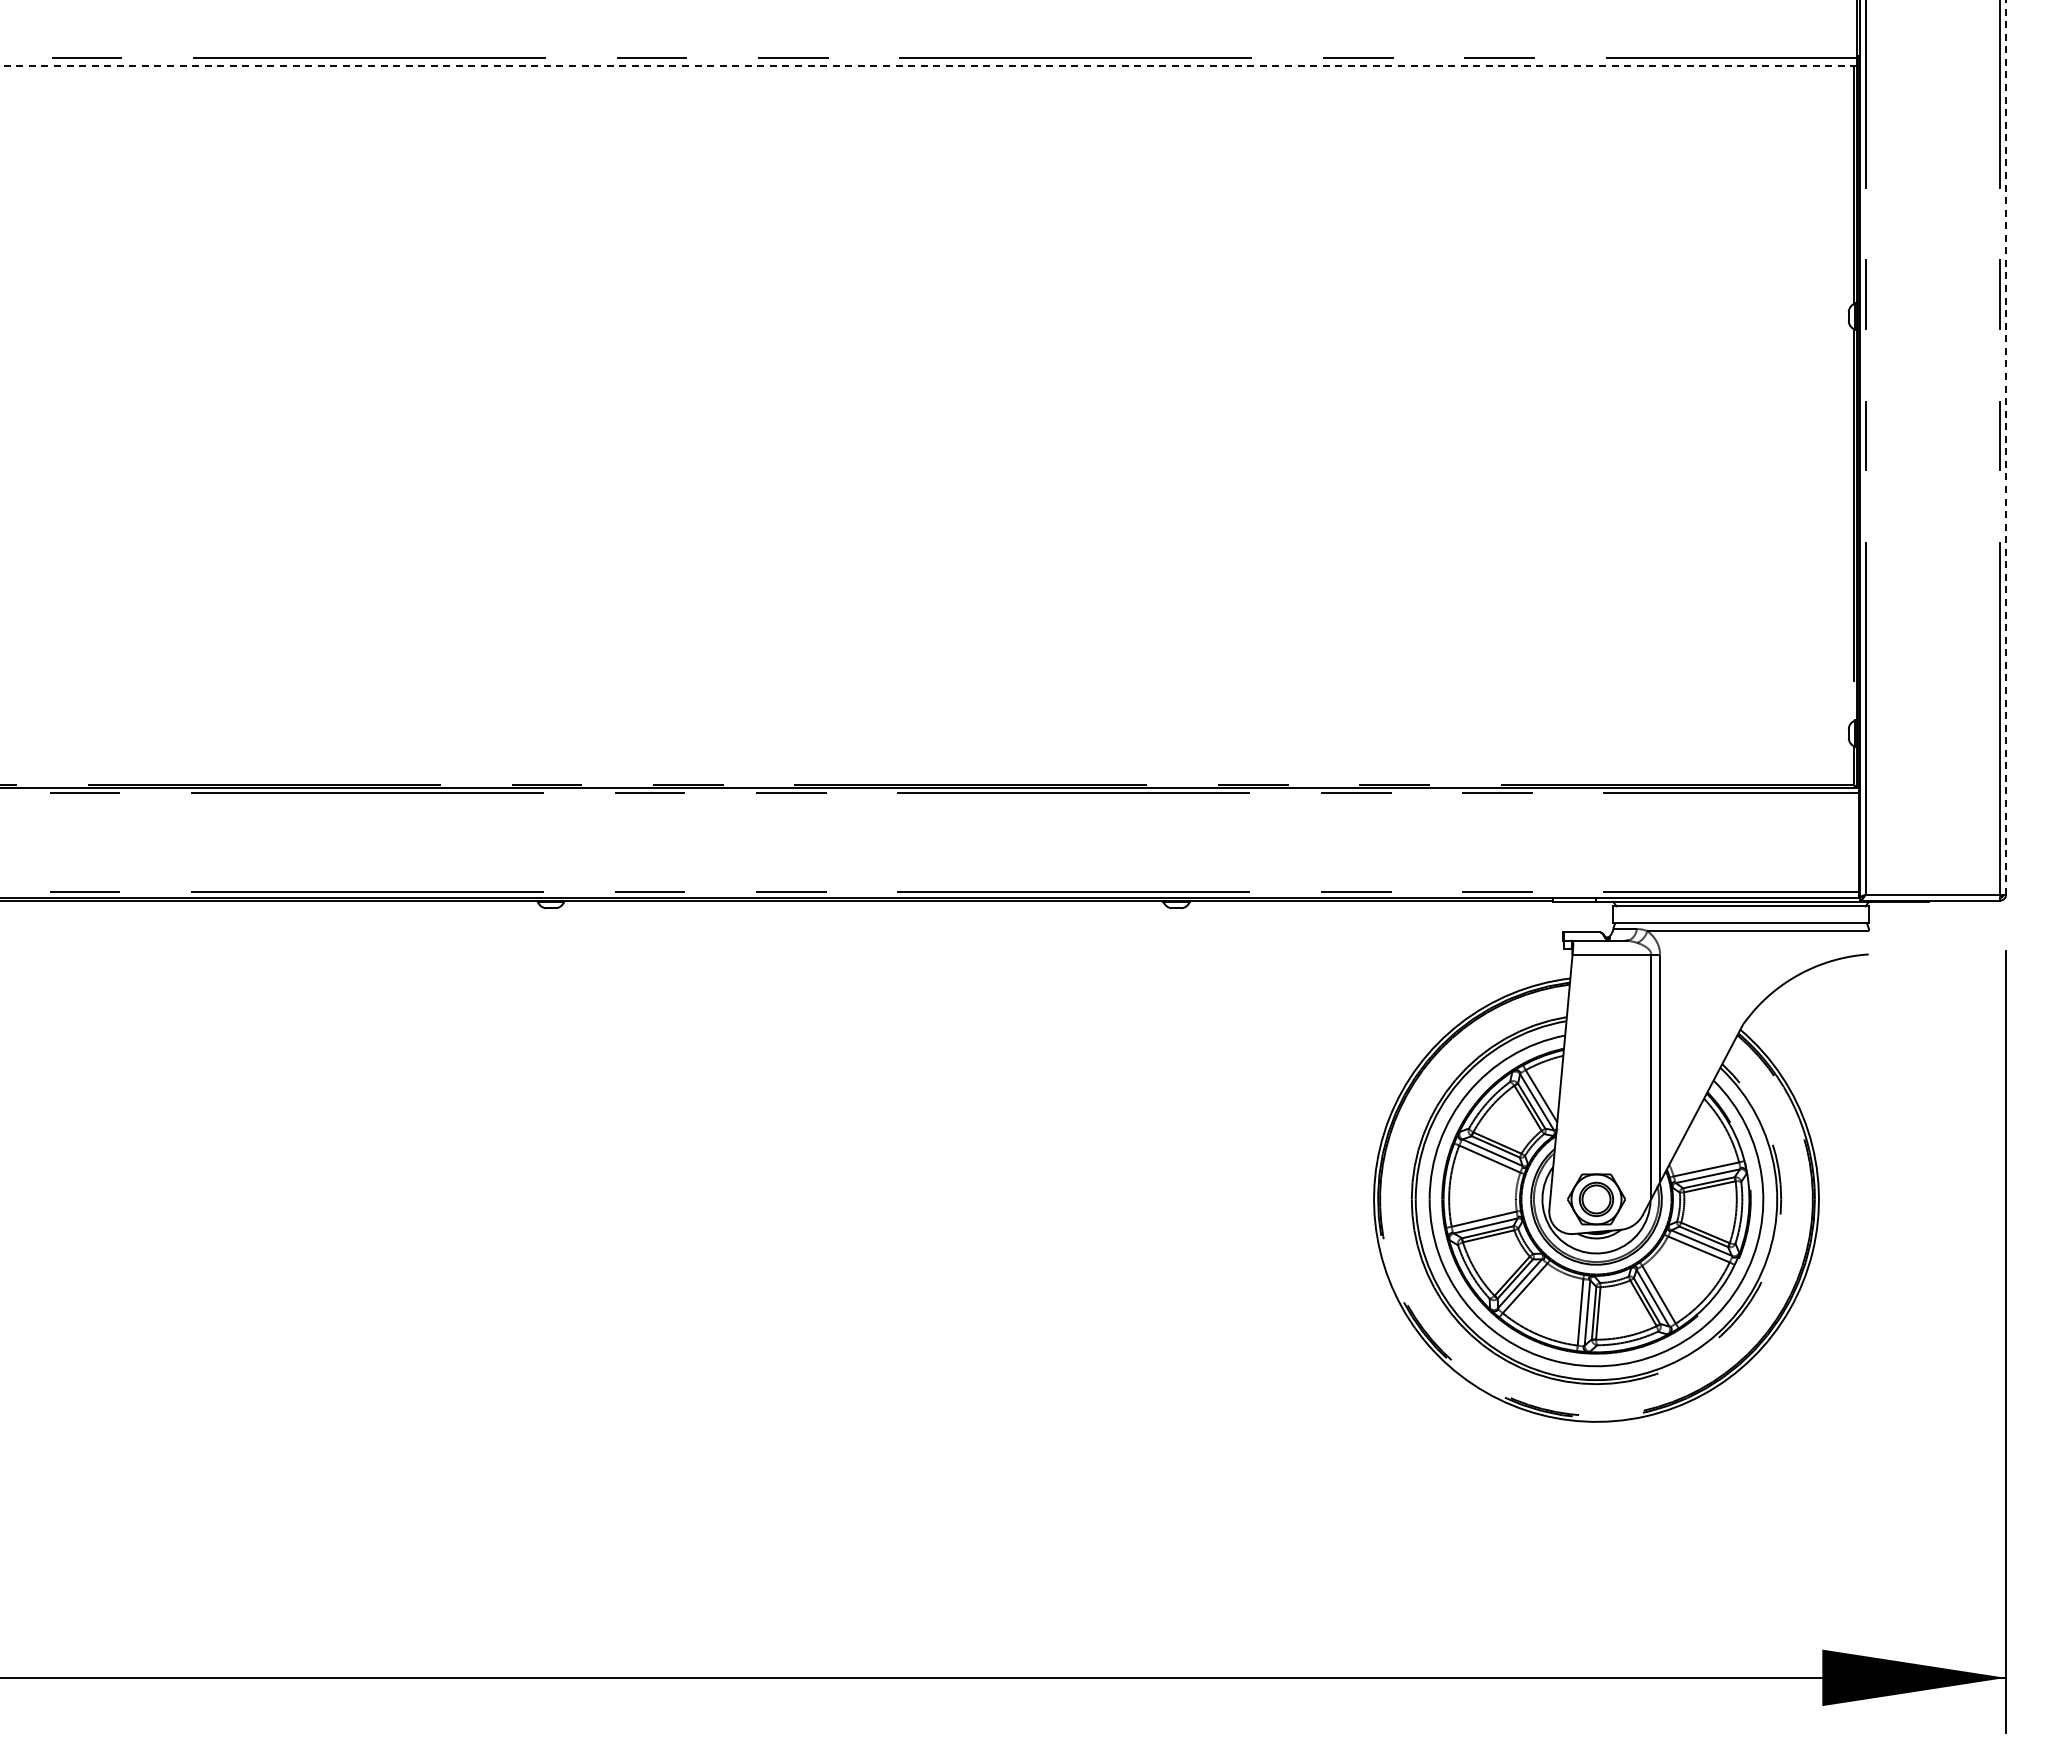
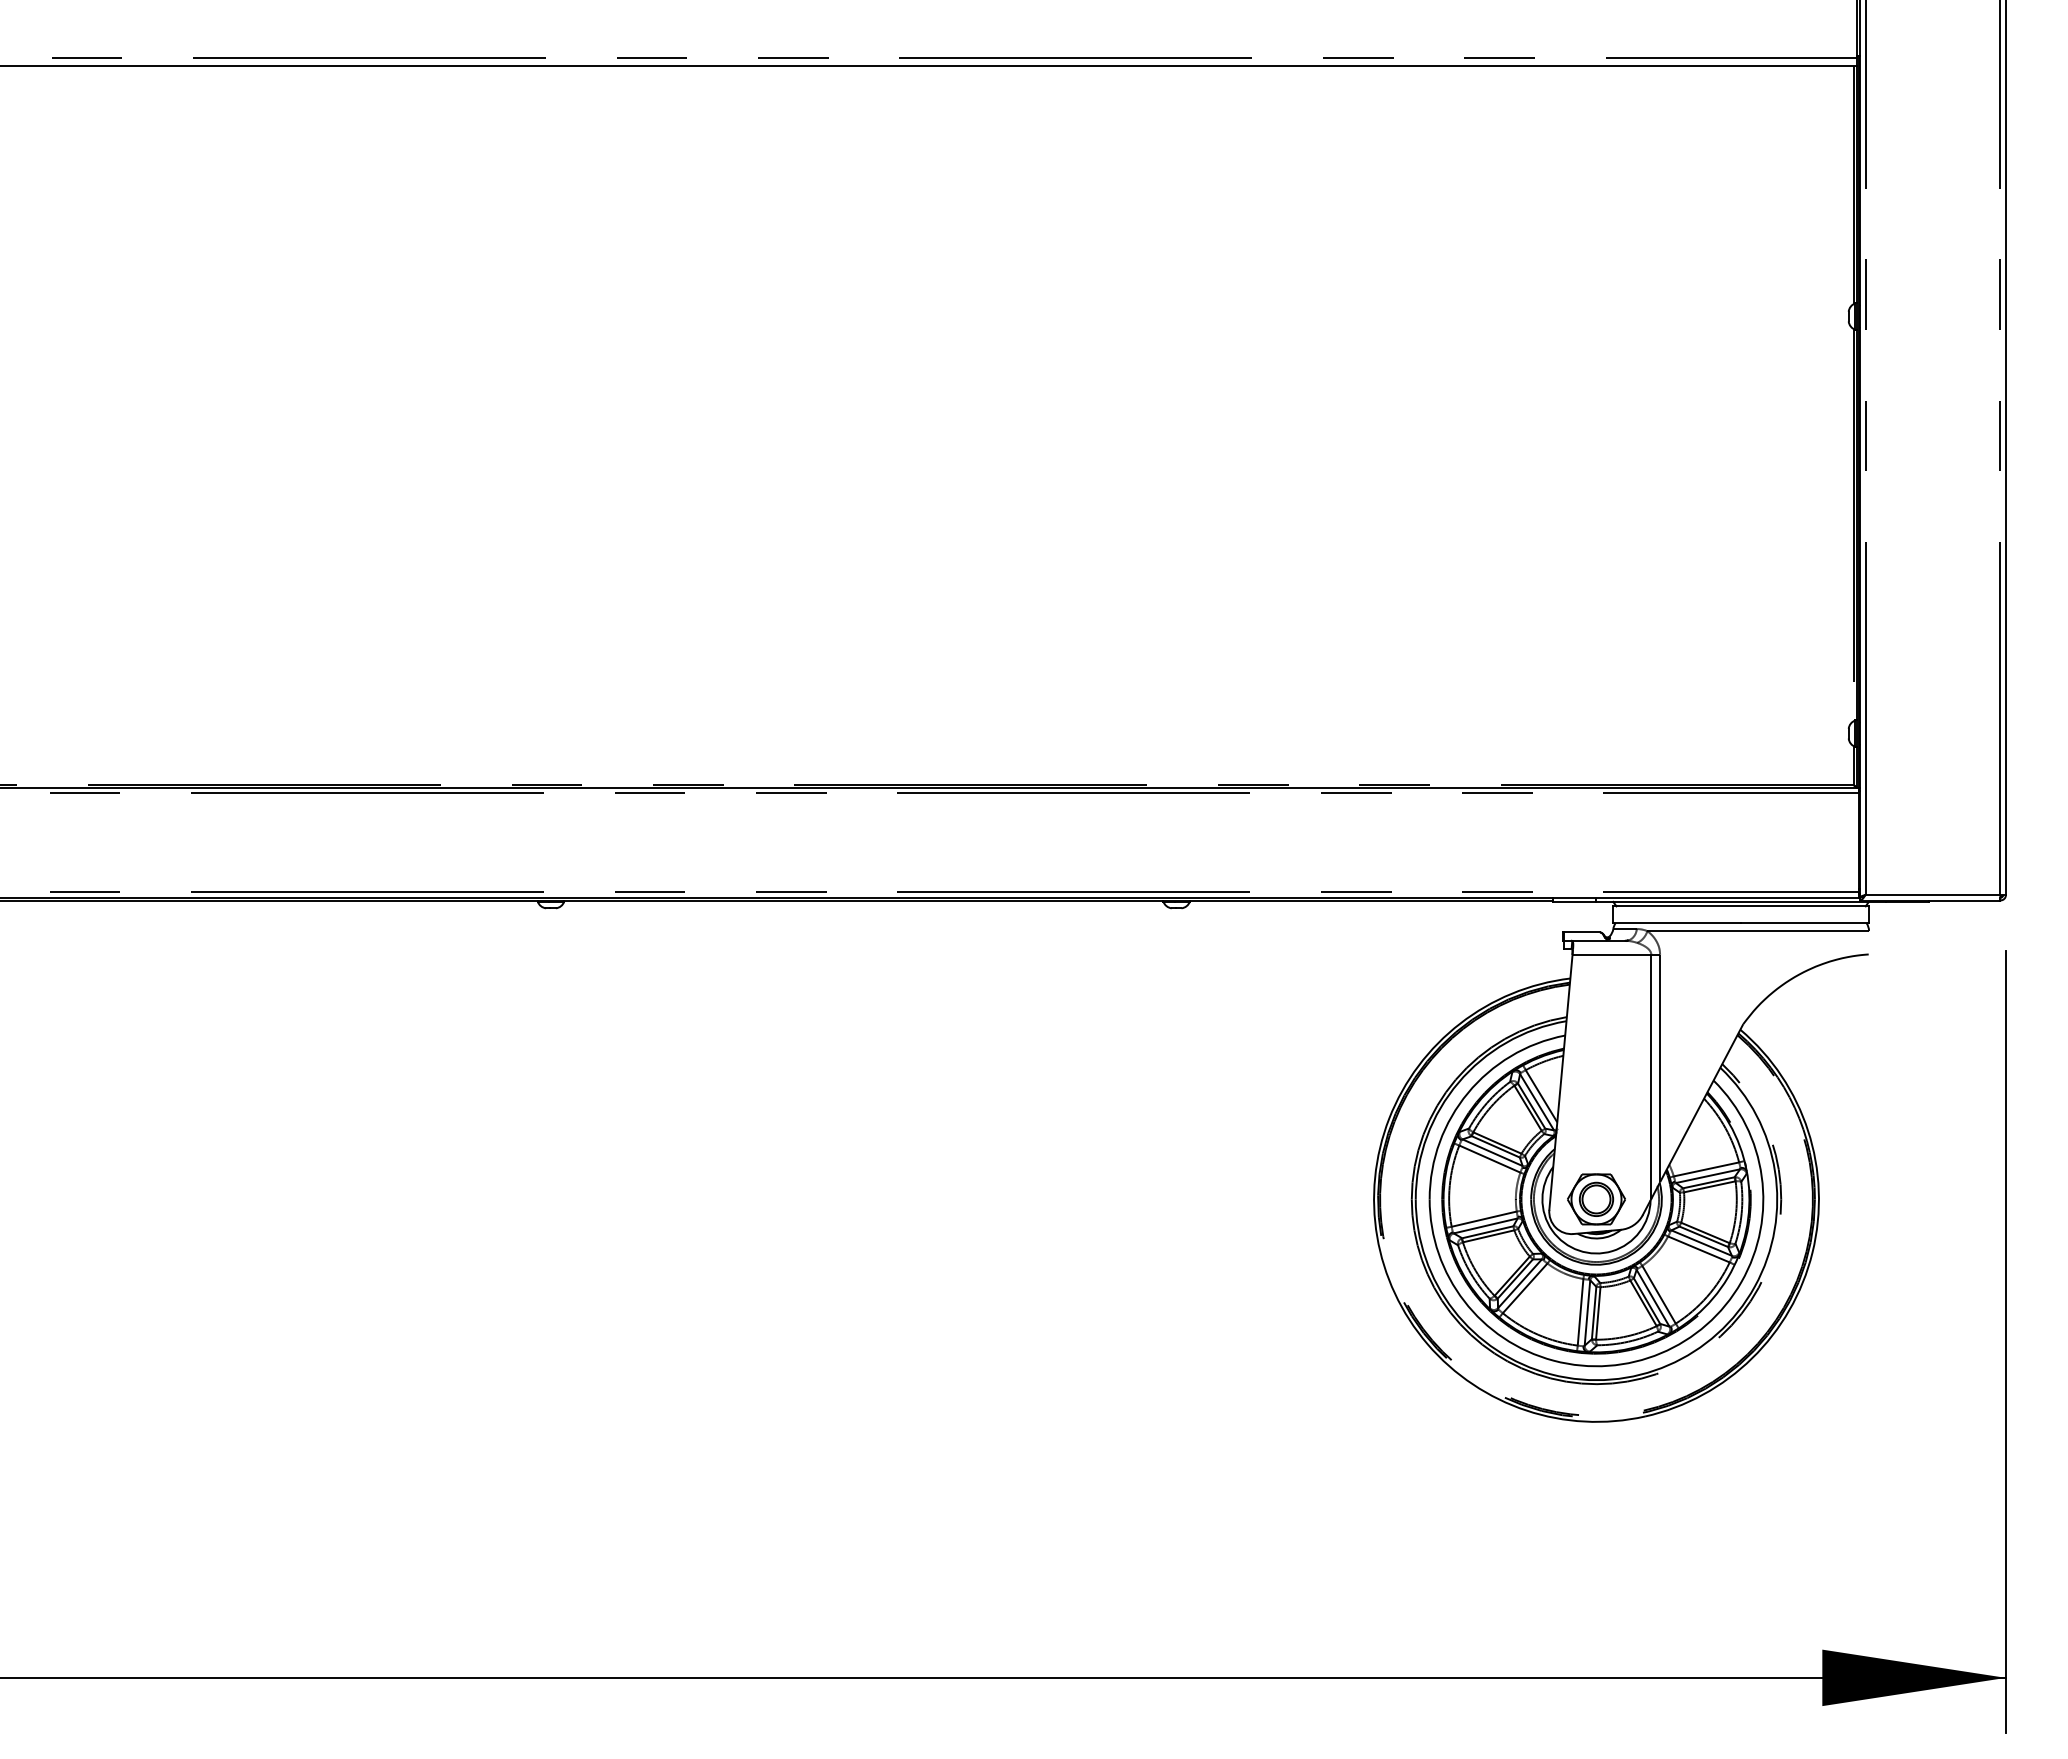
line: dashed -> solid (928, 66)
line: dashed -> solid (2005, 447)
